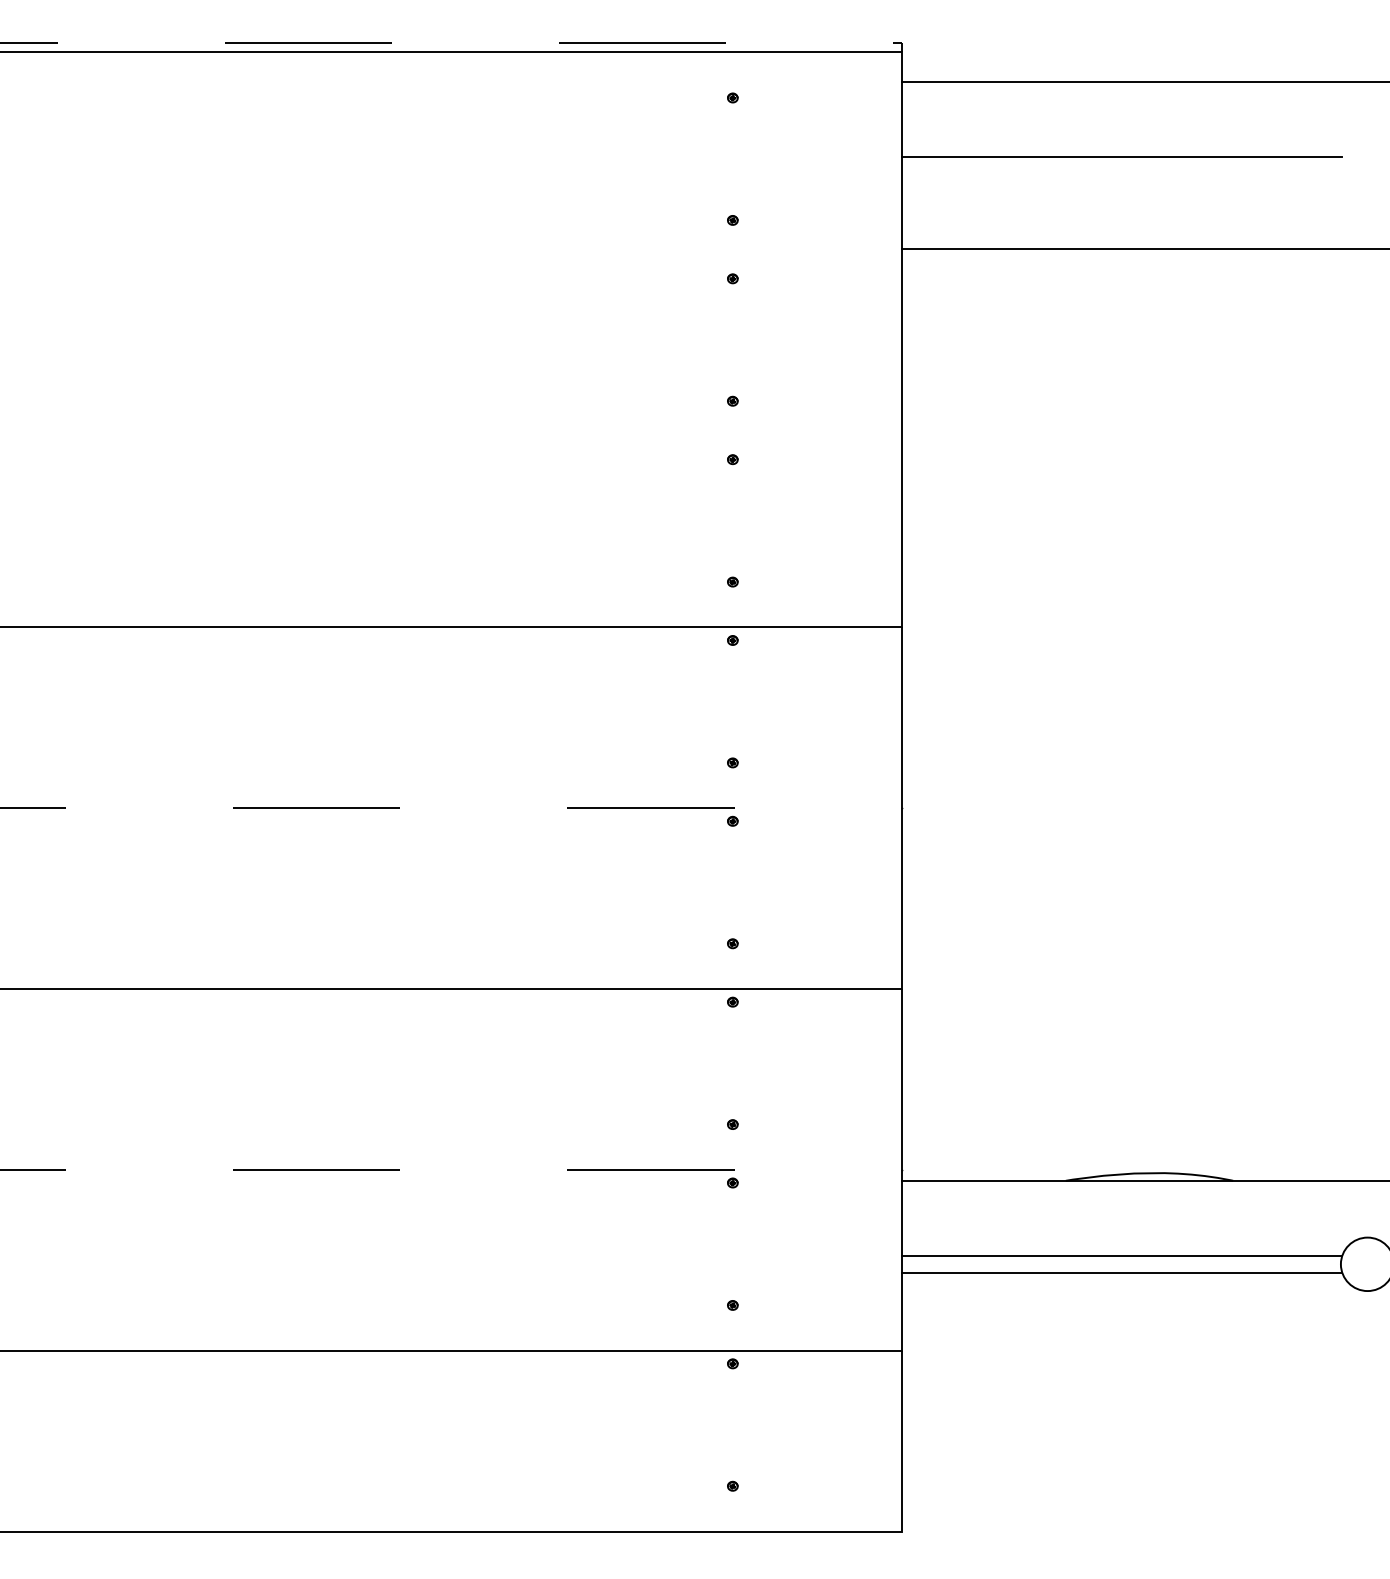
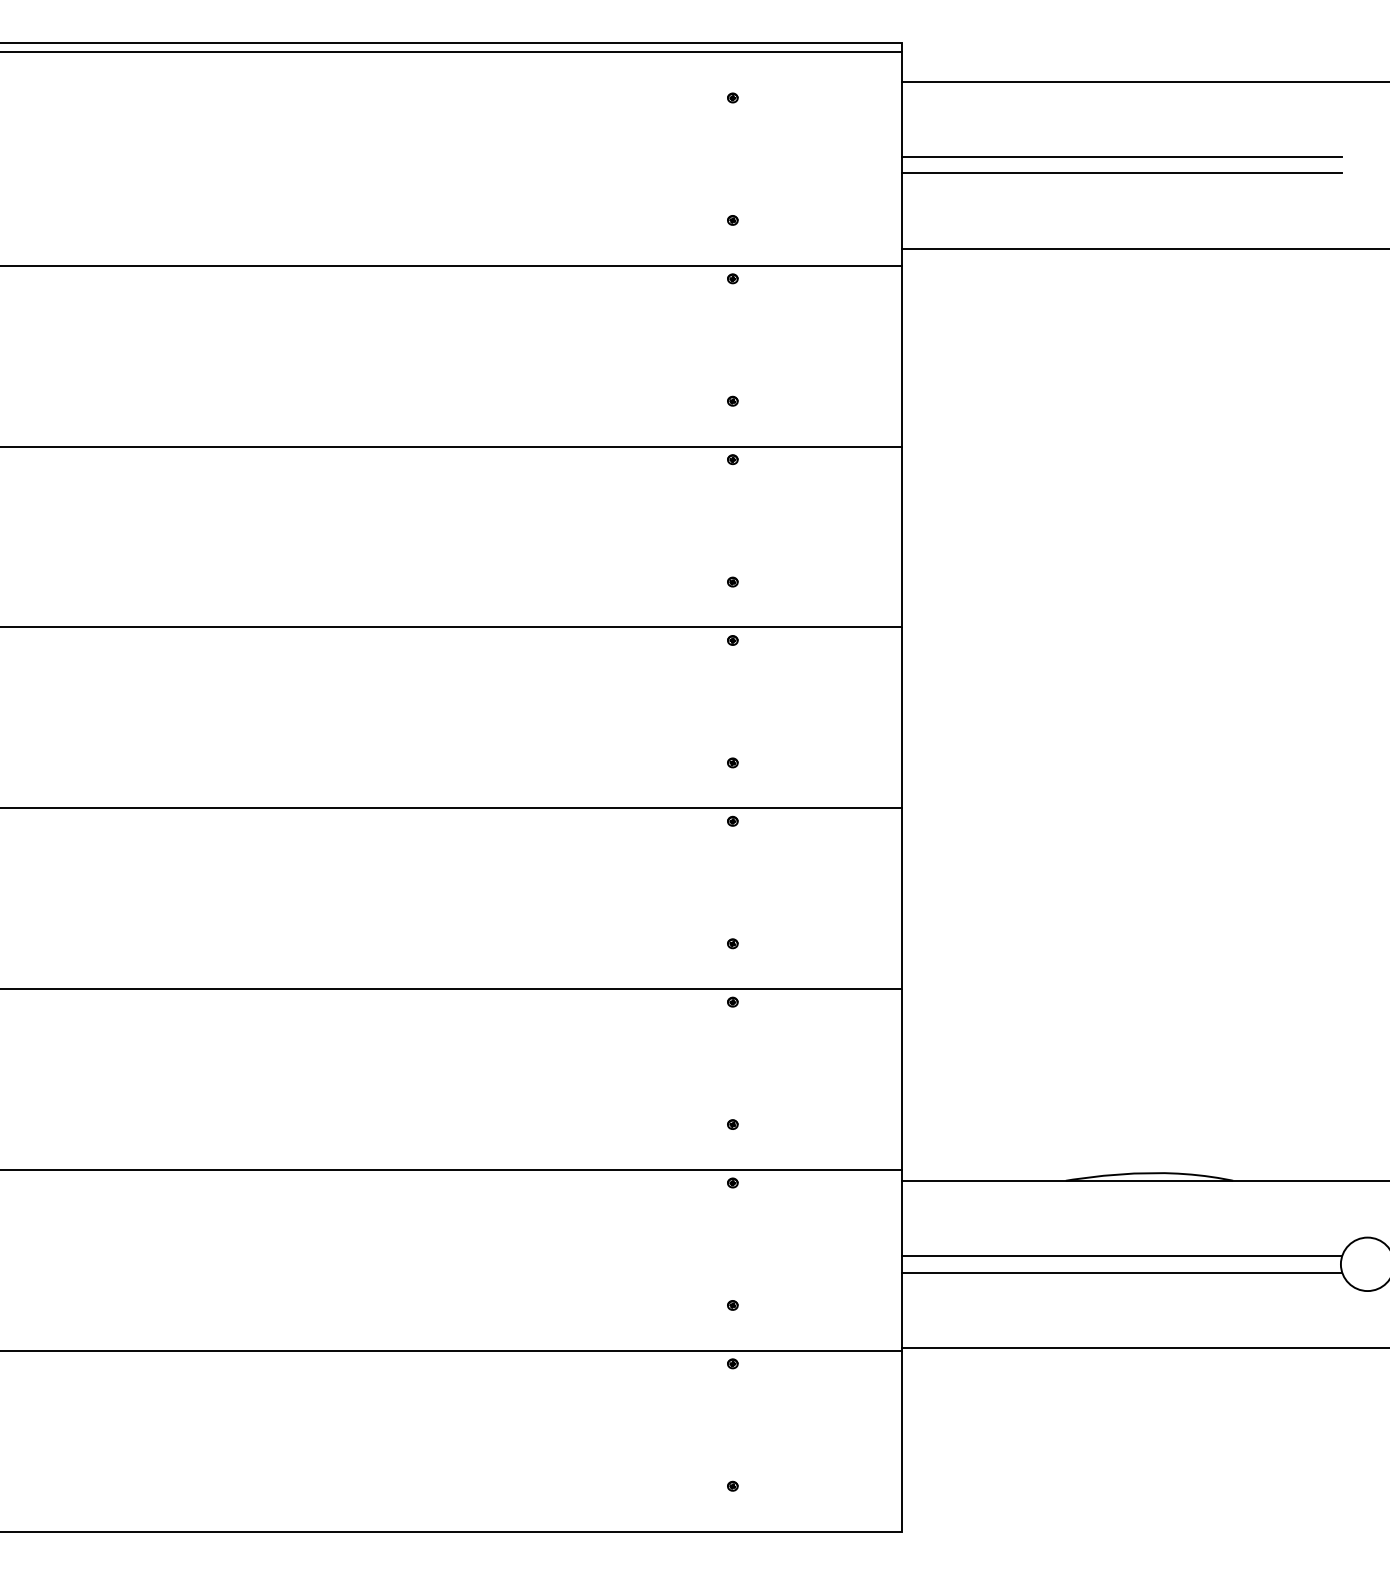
line: dashed -> solid (456, 43)
line: none -> present (1121, 173)
line: none -> present (451, 265)
line: none -> present (451, 446)
line: dashed -> solid (451, 808)
line: dashed -> solid (451, 1169)
line: none -> present (1143, 1347)
